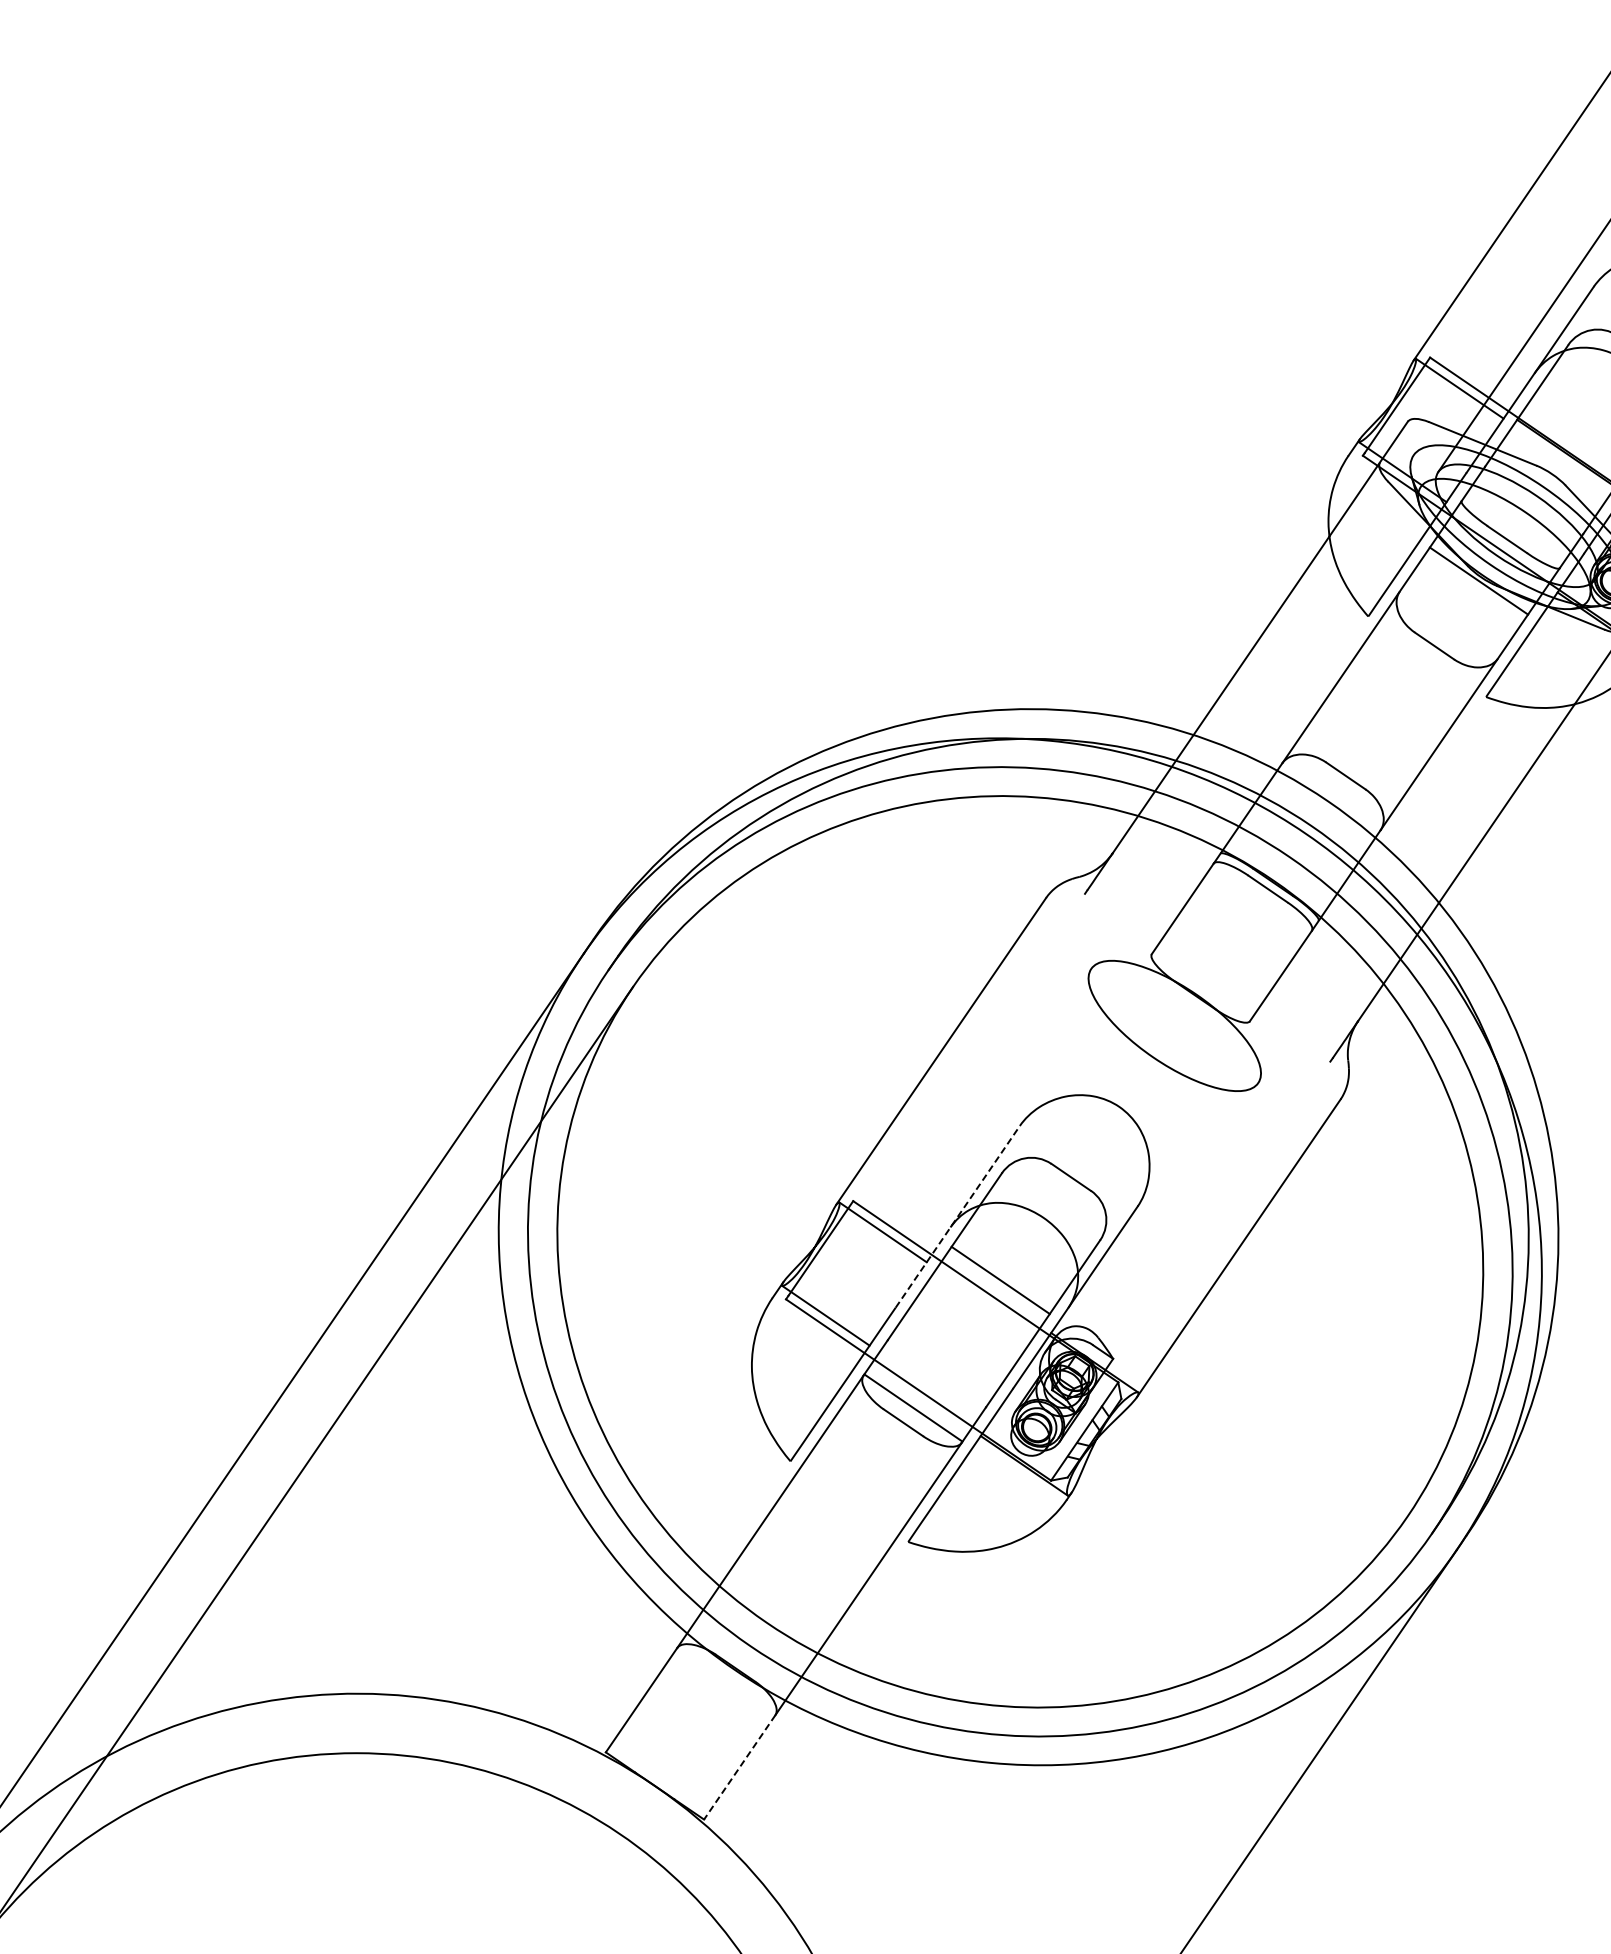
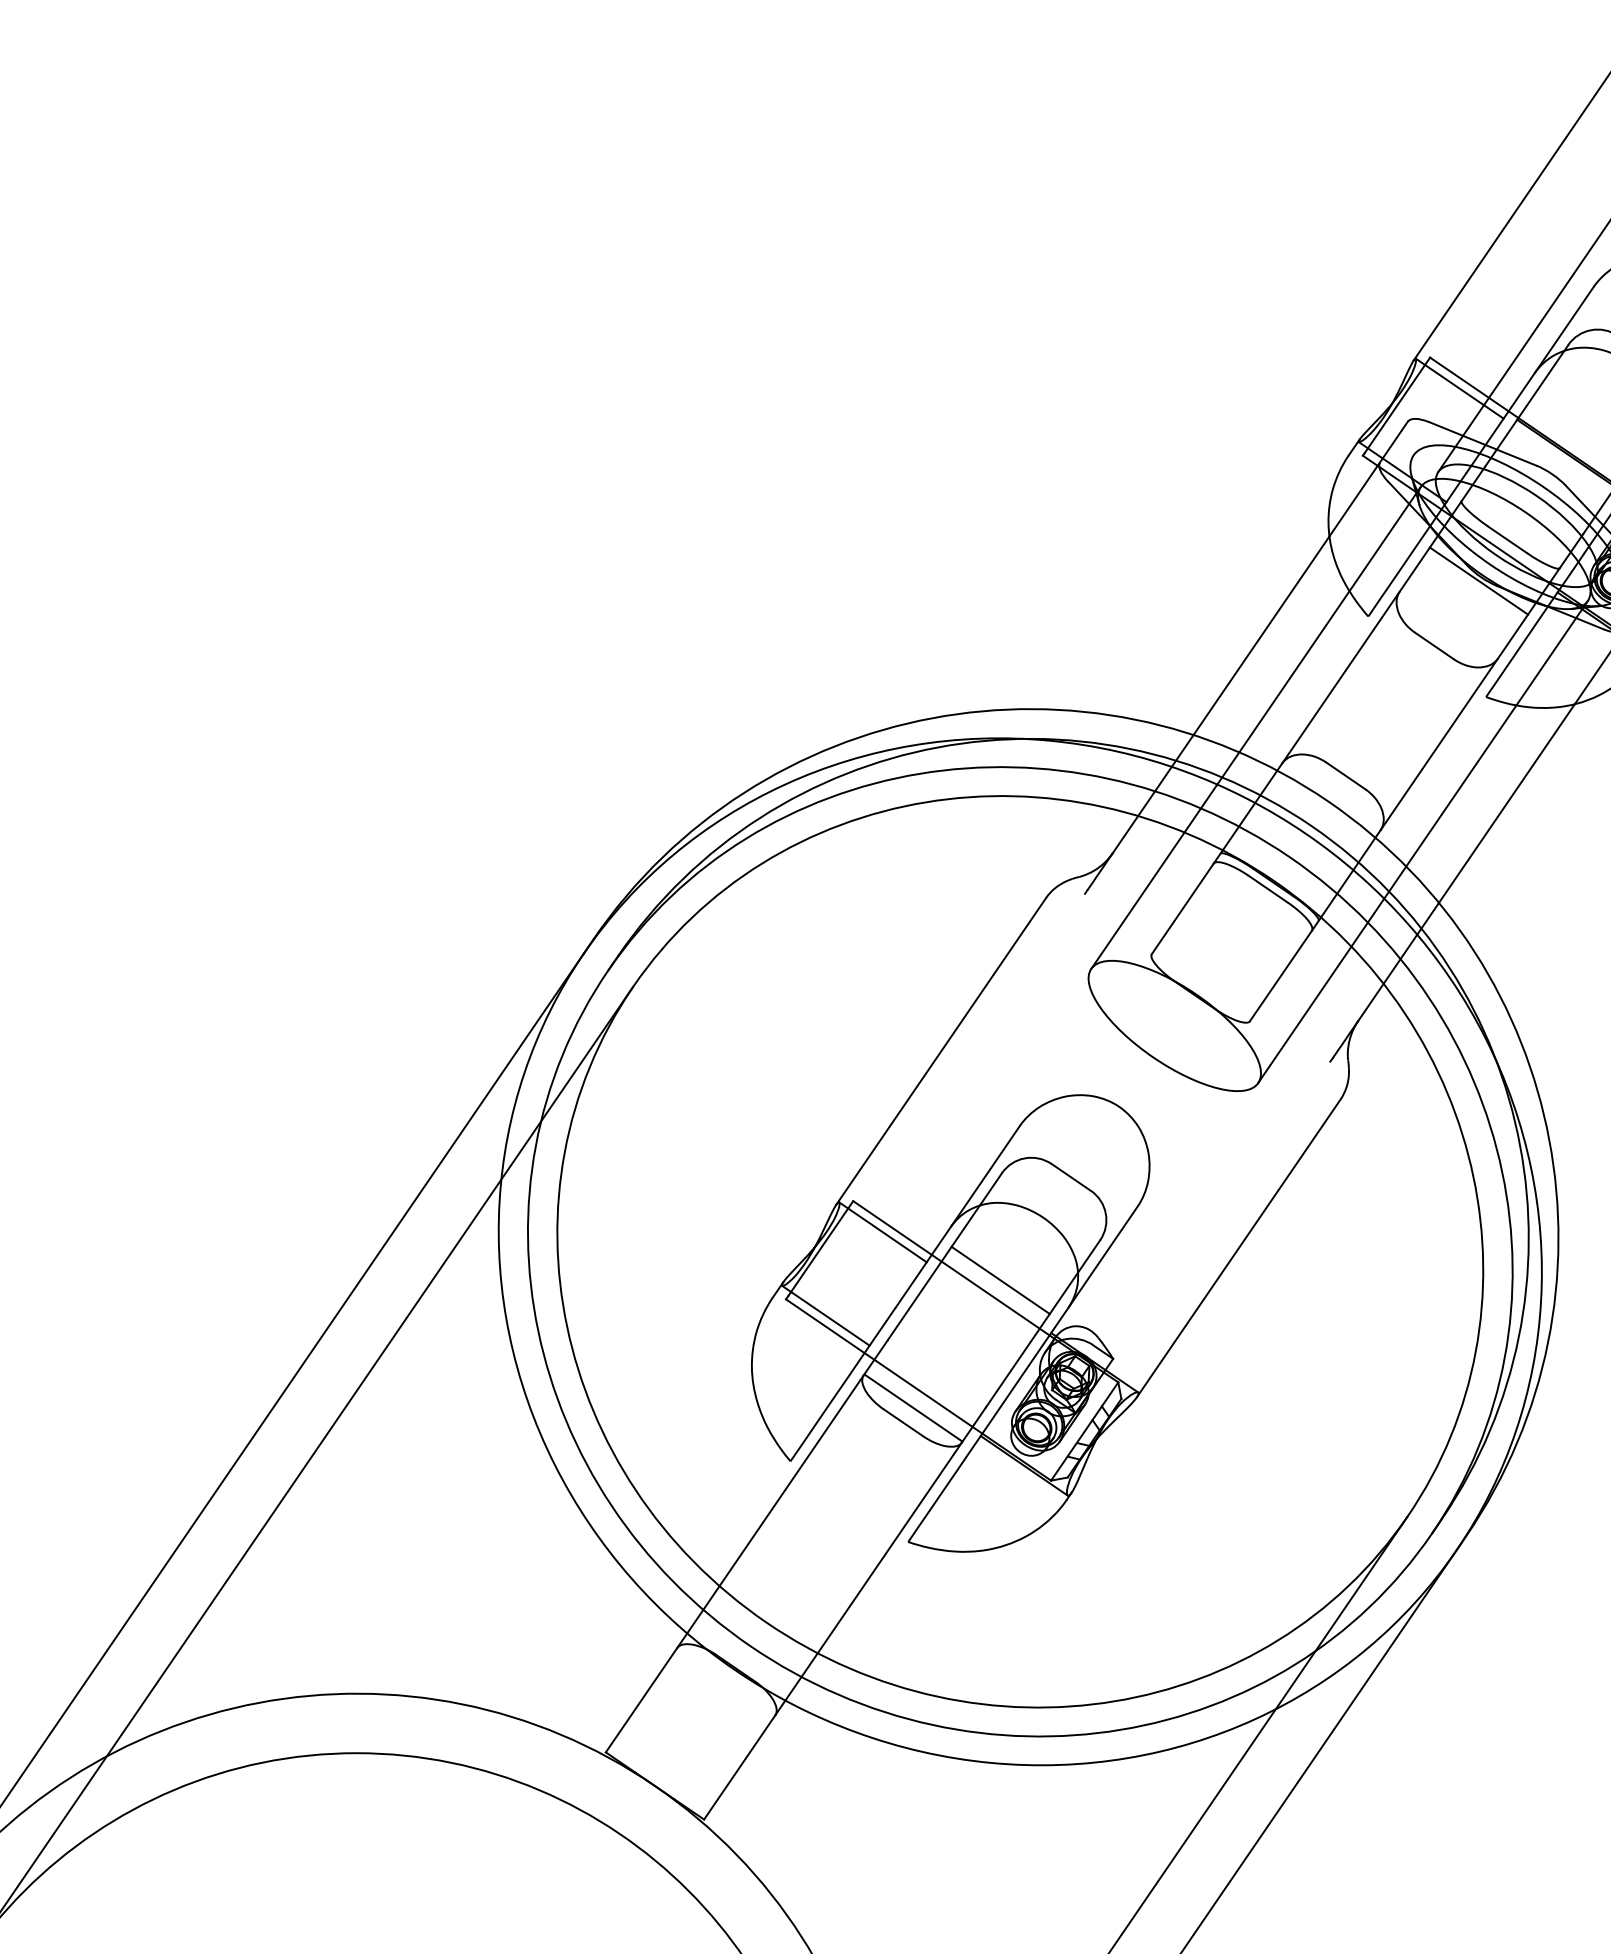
line: none -> present (1255, 727)
line: none -> present (1422, 842)
line: dashed -> solid (958, 1216)
line: none -> present (1258, 1733)
line: dashed -> solid (739, 1767)
